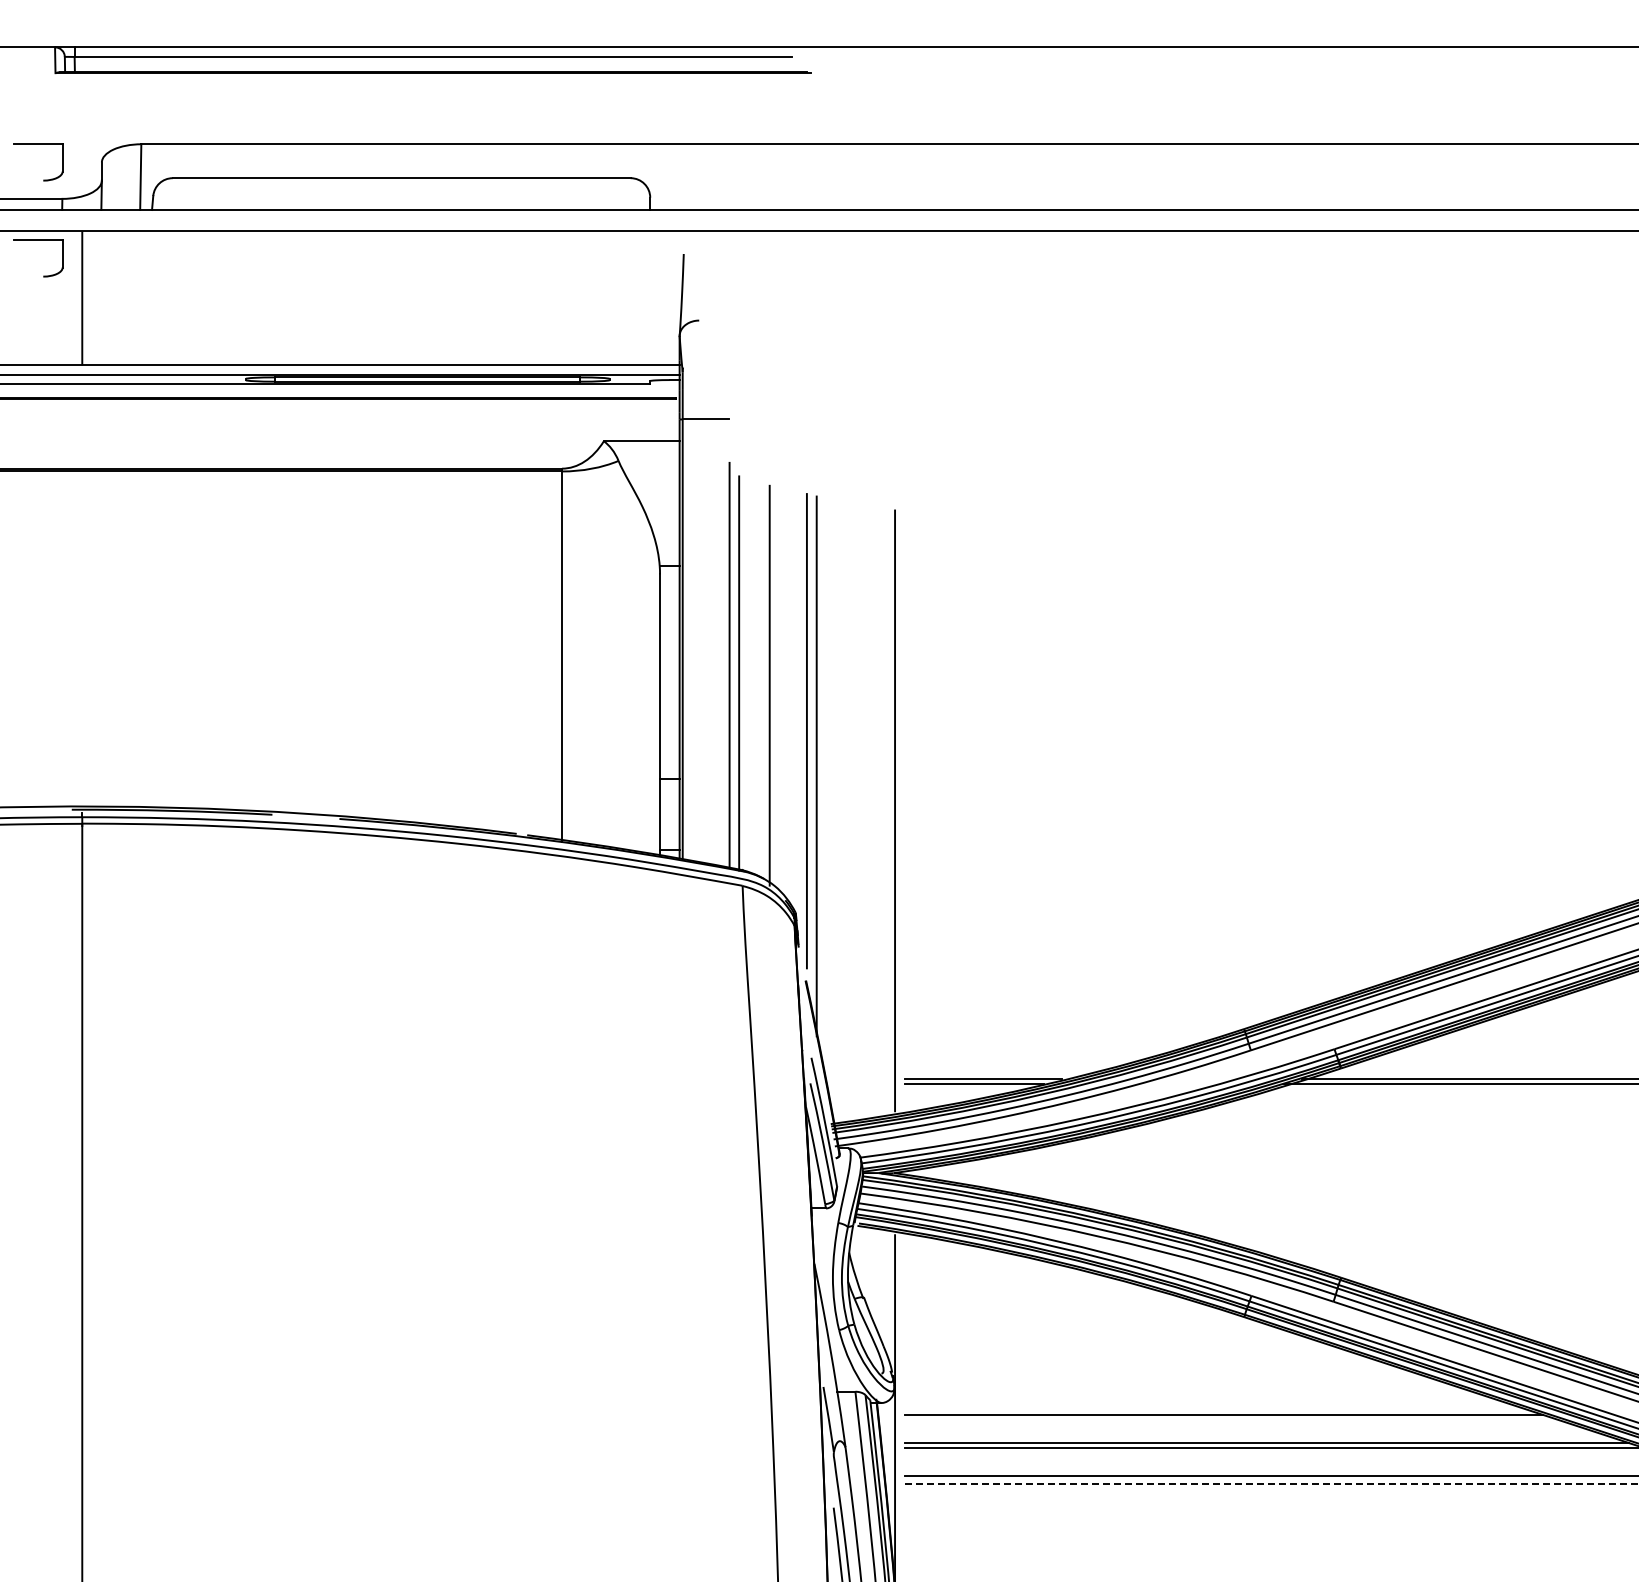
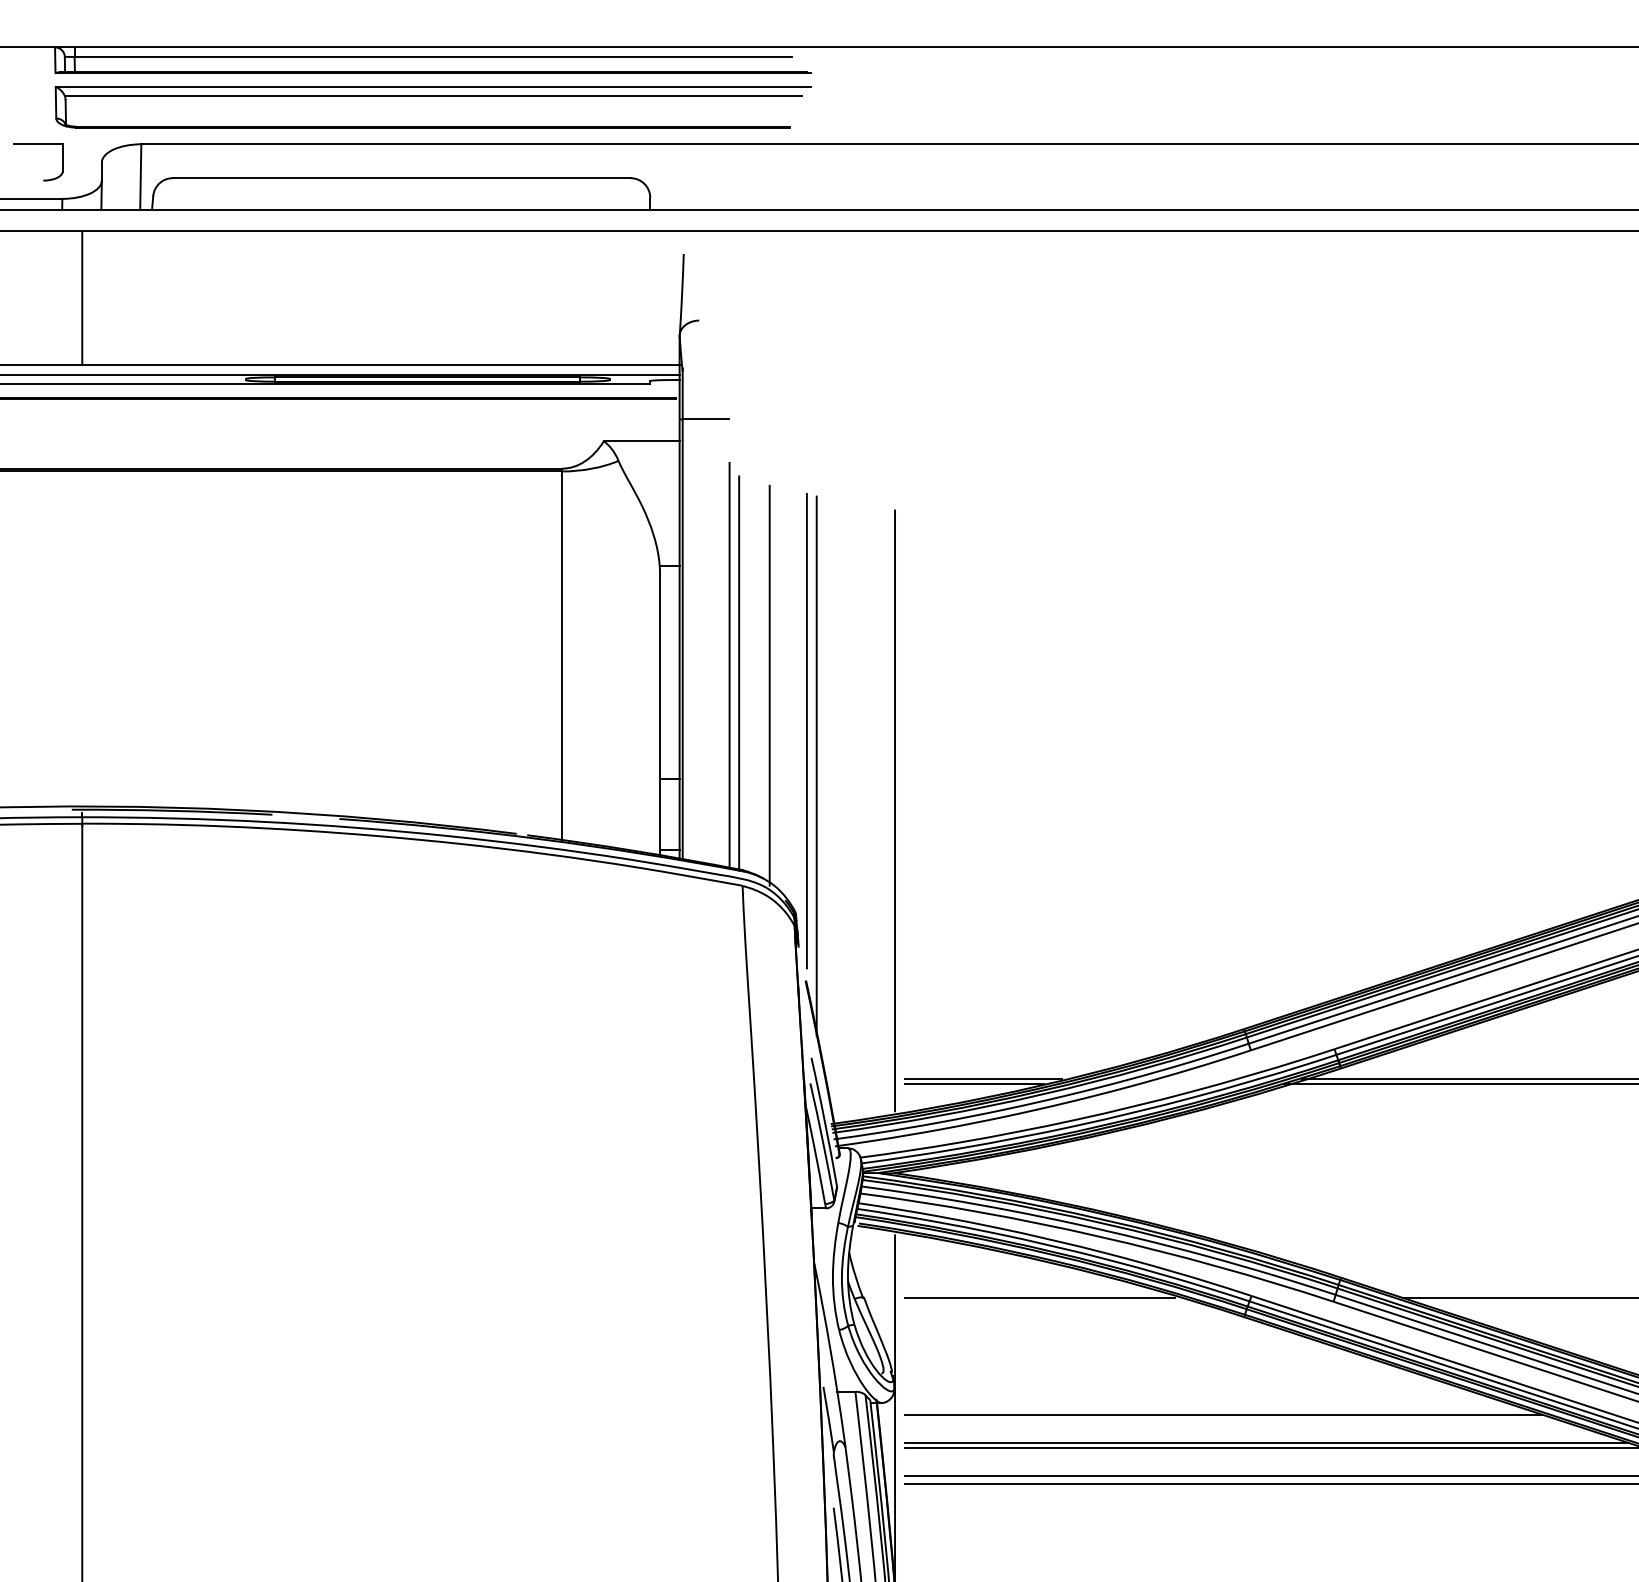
part: none -> present (432, 96)
part: present -> none (43, 275)
line: none -> present (1039, 1298)
line: none -> present (1519, 1298)
line: dashed -> solid (1271, 1483)
